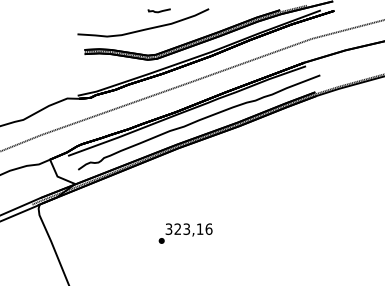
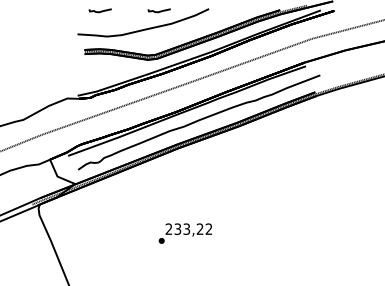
curve: none -> present (99, 11)
text: 323,16 -> 233,22 (188, 228)
